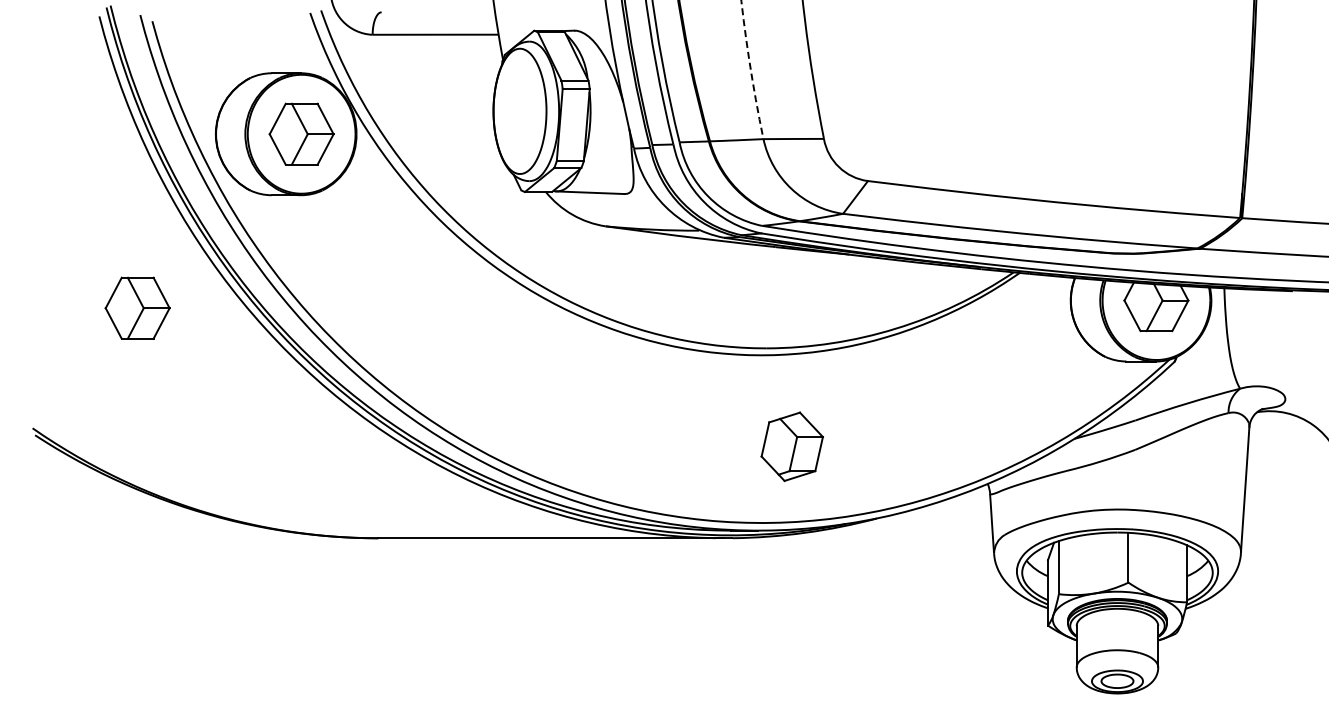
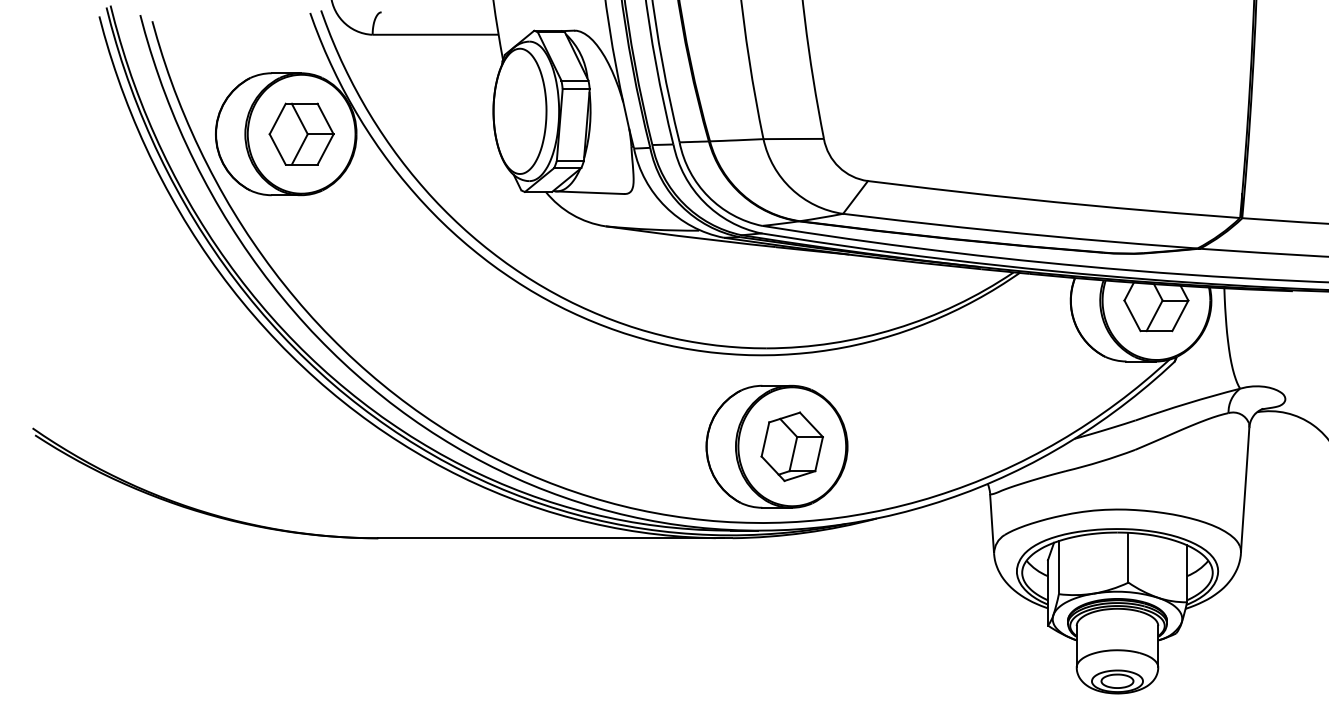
arc: dashed -> solid (750, 69)
part: present -> none (137, 307)
part: none -> present (776, 446)
